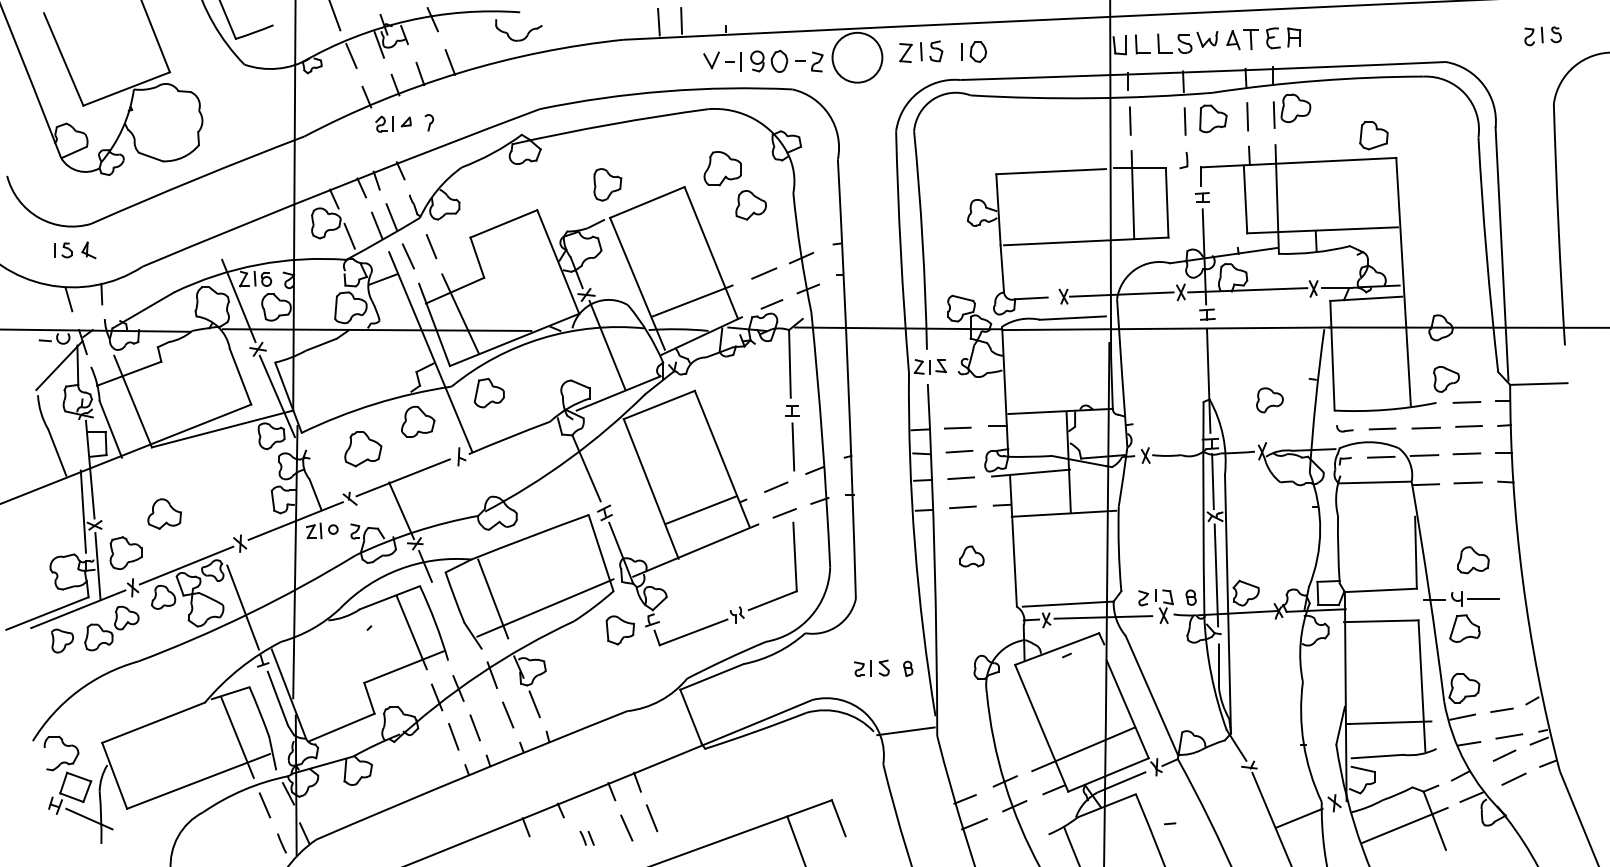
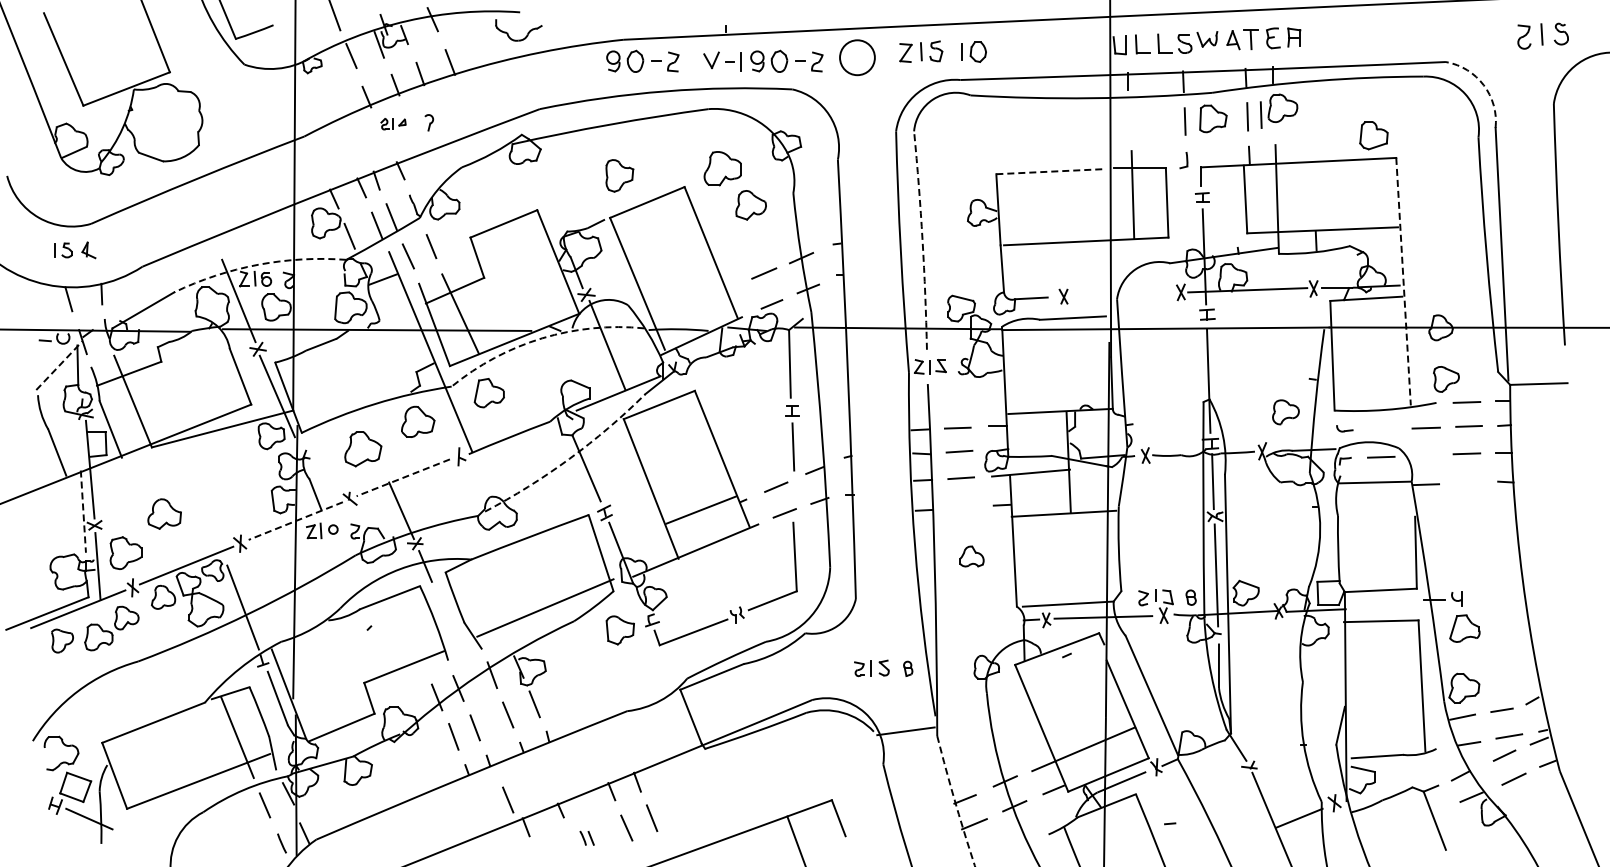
line: present -> none (681, 20)
line: present -> none (658, 21)
part size: 38x21 px -> 52x28 px (1542, 35)
circle diameter: 50 px -> 35 px (857, 57)
part: none -> present (642, 60)
arc: solid -> dashed (1483, 85)
part position: (1291, 110) -> (1278, 110) (1278, 110)
line: present -> none (1129, 120)
part size: 37x18 px -> 27x13 px (393, 124)
line: solid -> dashed (1051, 171)
part position: (607, 184) -> (619, 175) (619, 175)
arc: solid -> dashed (922, 240)
arc: solid -> dashed (258, 264)
line: solid -> dashed (1403, 281)
line: present -> none (1121, 294)
line: present -> none (692, 300)
arc: solid -> dashed (542, 338)
line: solid -> dashed (59, 365)
part position: (1269, 400) -> (1285, 412) (1285, 412)
line: present -> none (1382, 428)
line: present -> none (1424, 455)
arc: solid -> dashed (569, 458)
line: solid -> dashed (402, 478)
line: present -> none (1467, 482)
line: present -> none (962, 507)
line: solid -> dashed (83, 512)
line: solid -> dashed (295, 521)
part: present -> none (1473, 560)
line: present -> none (493, 598)
line: present -> none (1483, 598)
line: present -> none (411, 632)
line: present -> none (1389, 722)
line: none -> present (508, 799)
arc: solid -> dashed (955, 802)
line: present -> none (1404, 825)
